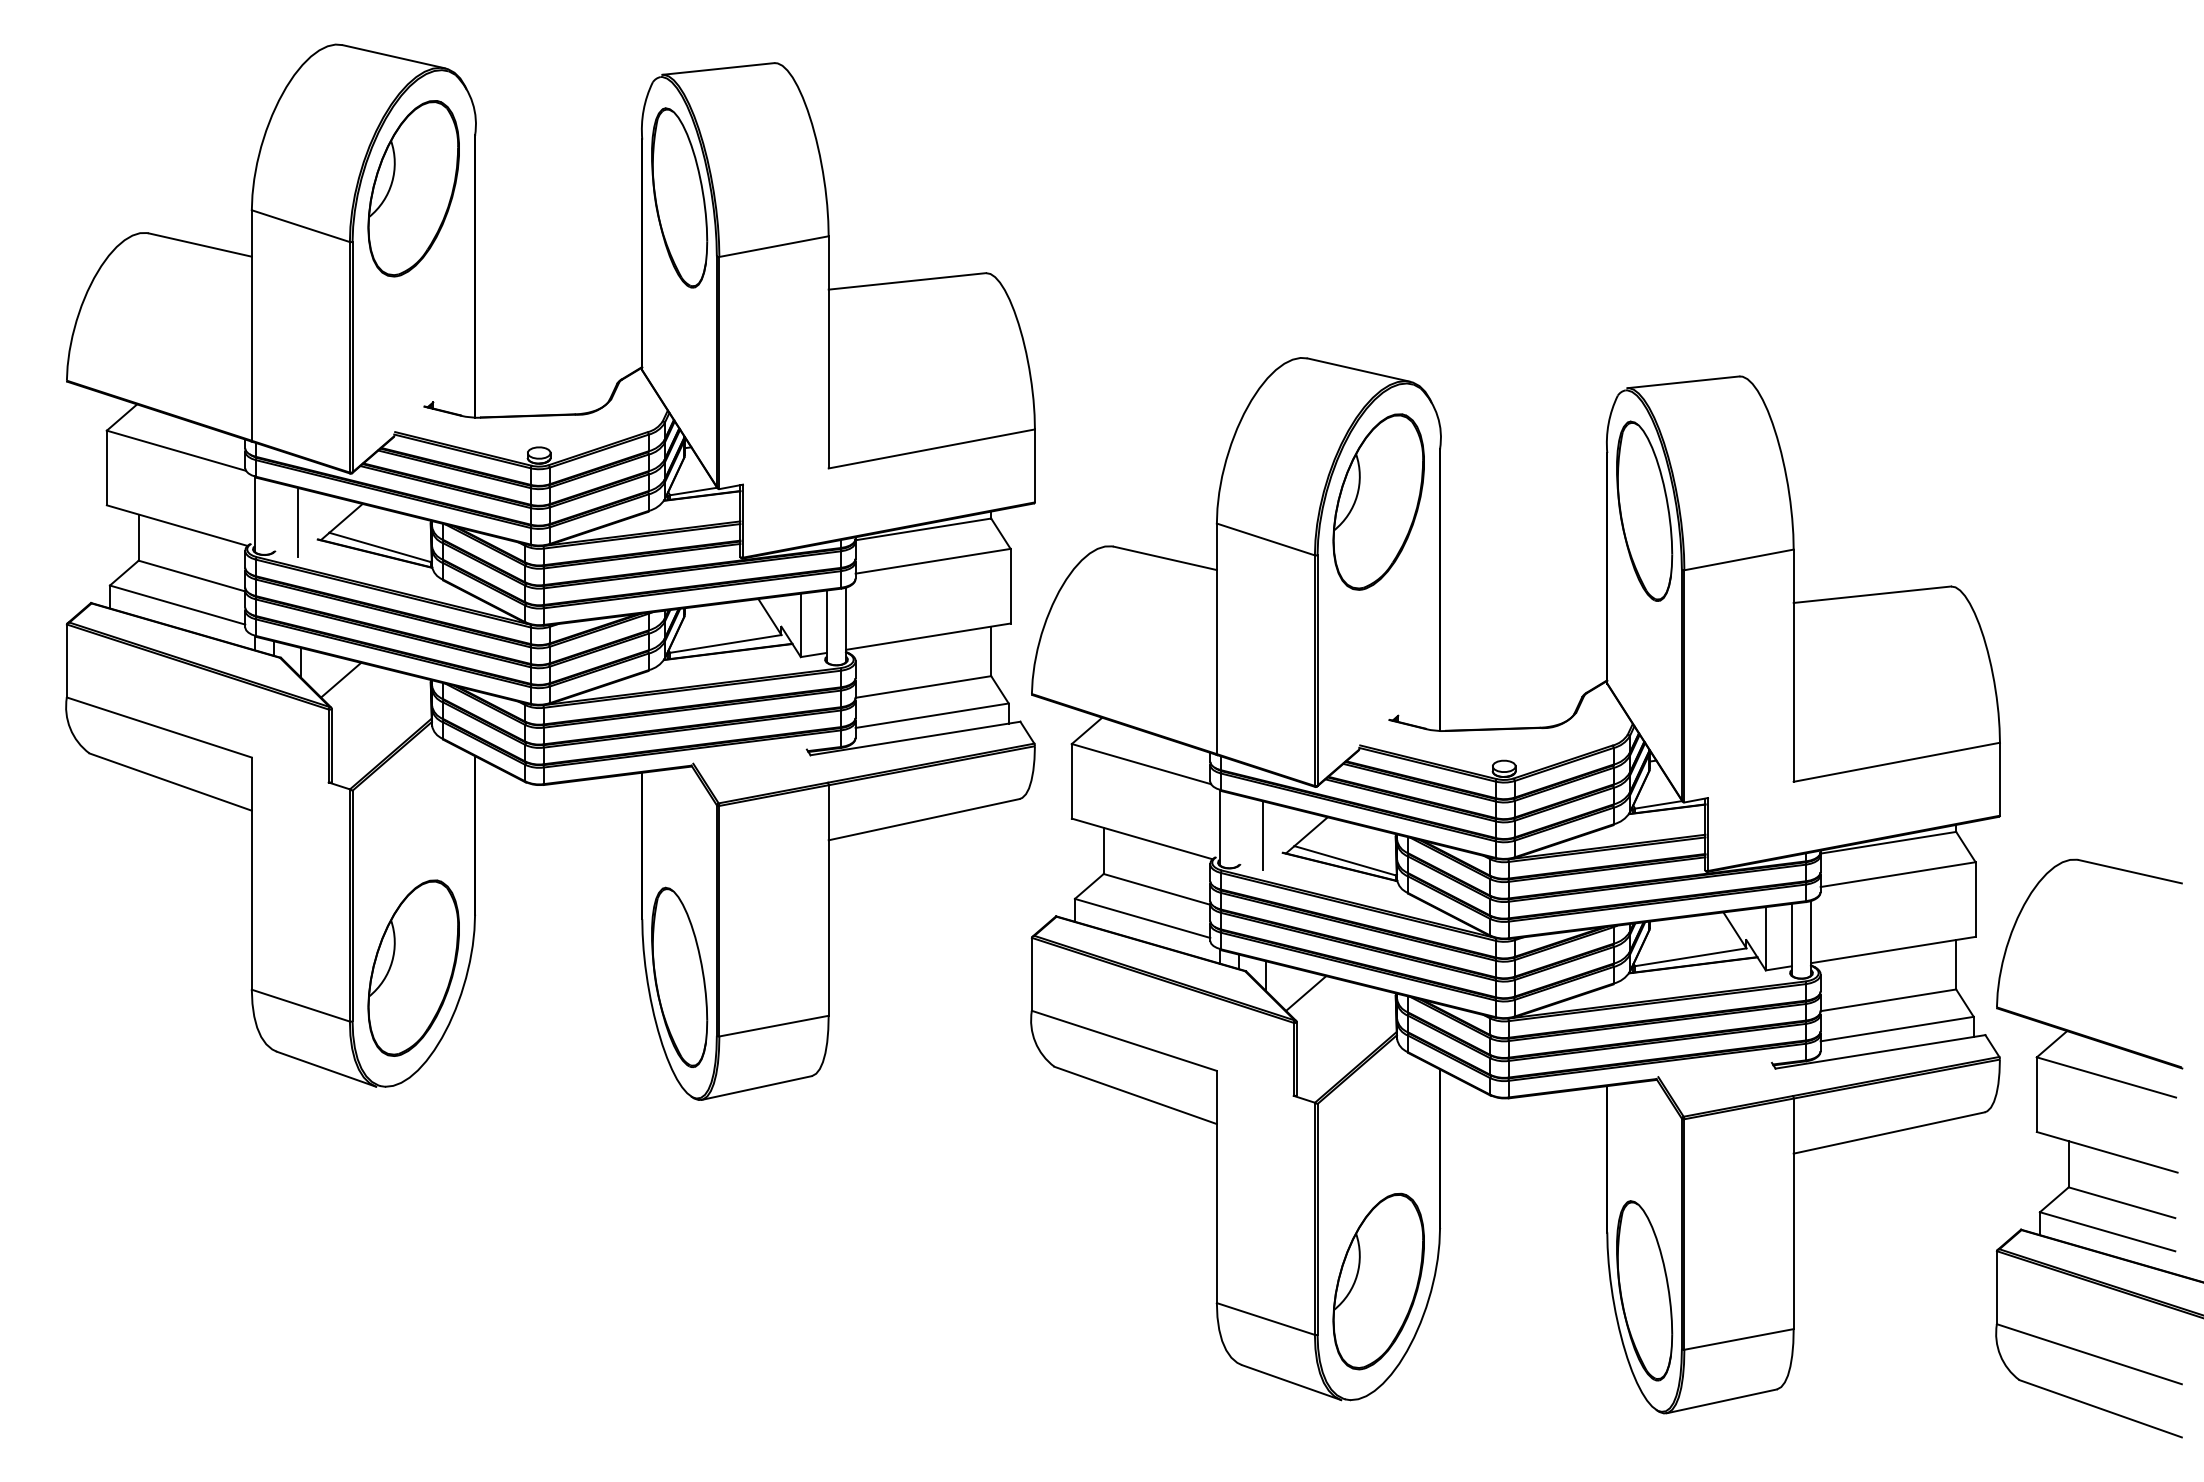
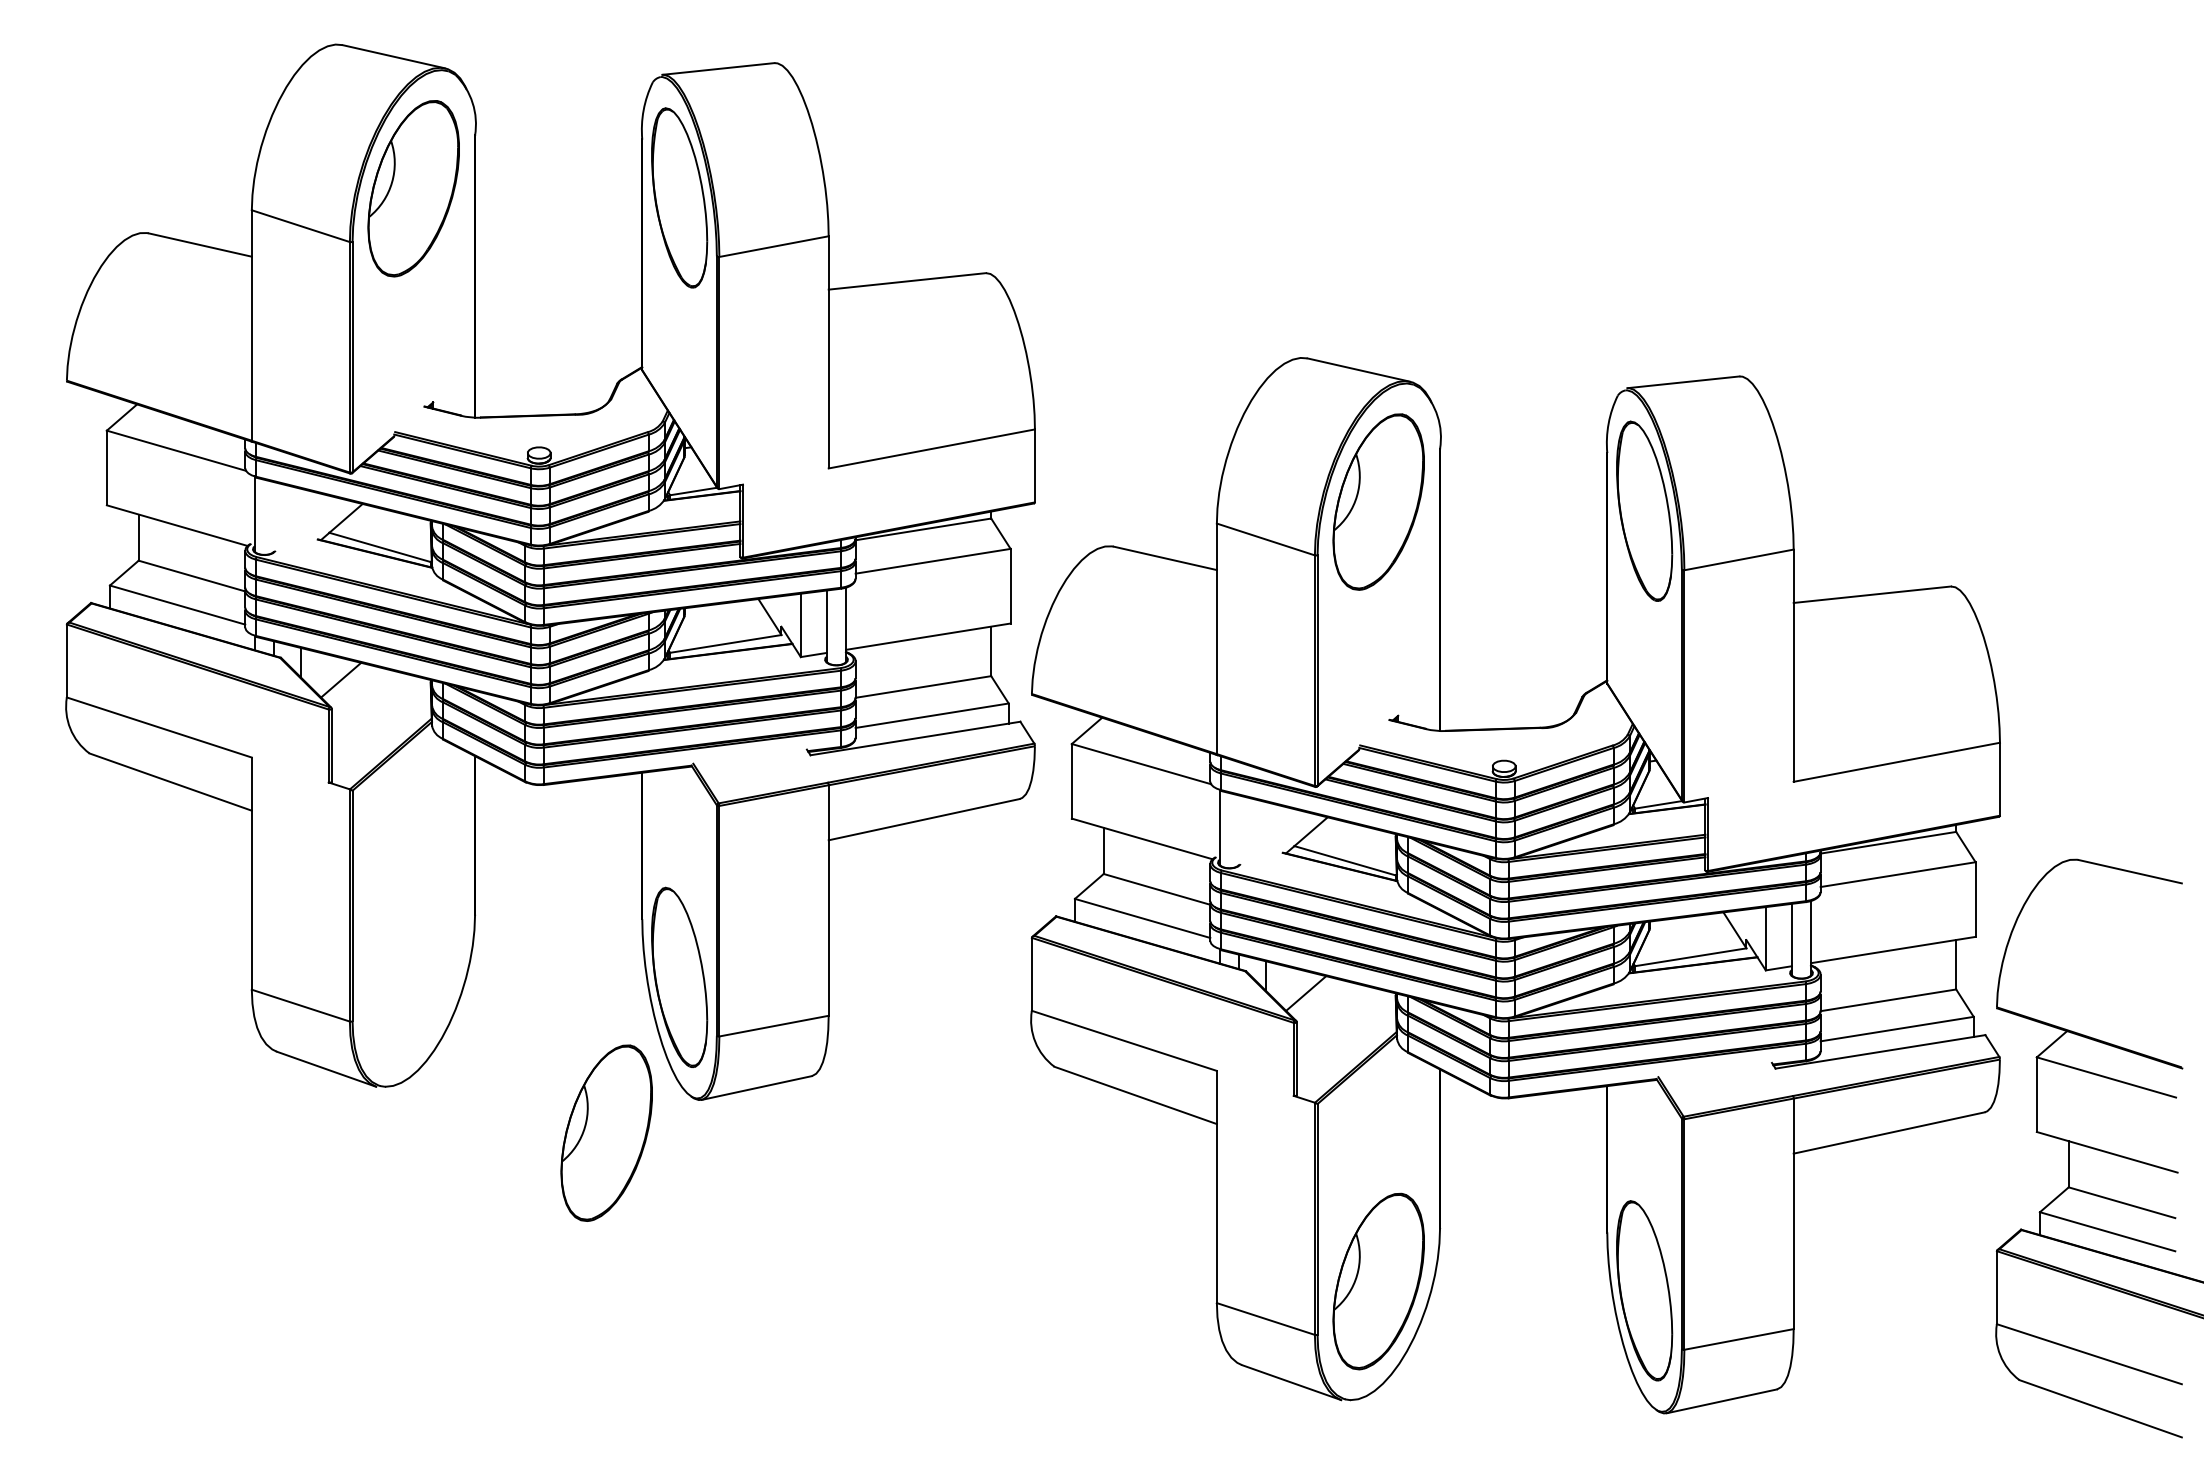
line: present -> none (297, 522)
line: present -> none (1262, 835)
part position: (413, 967) -> (606, 1132) (606, 1132)
